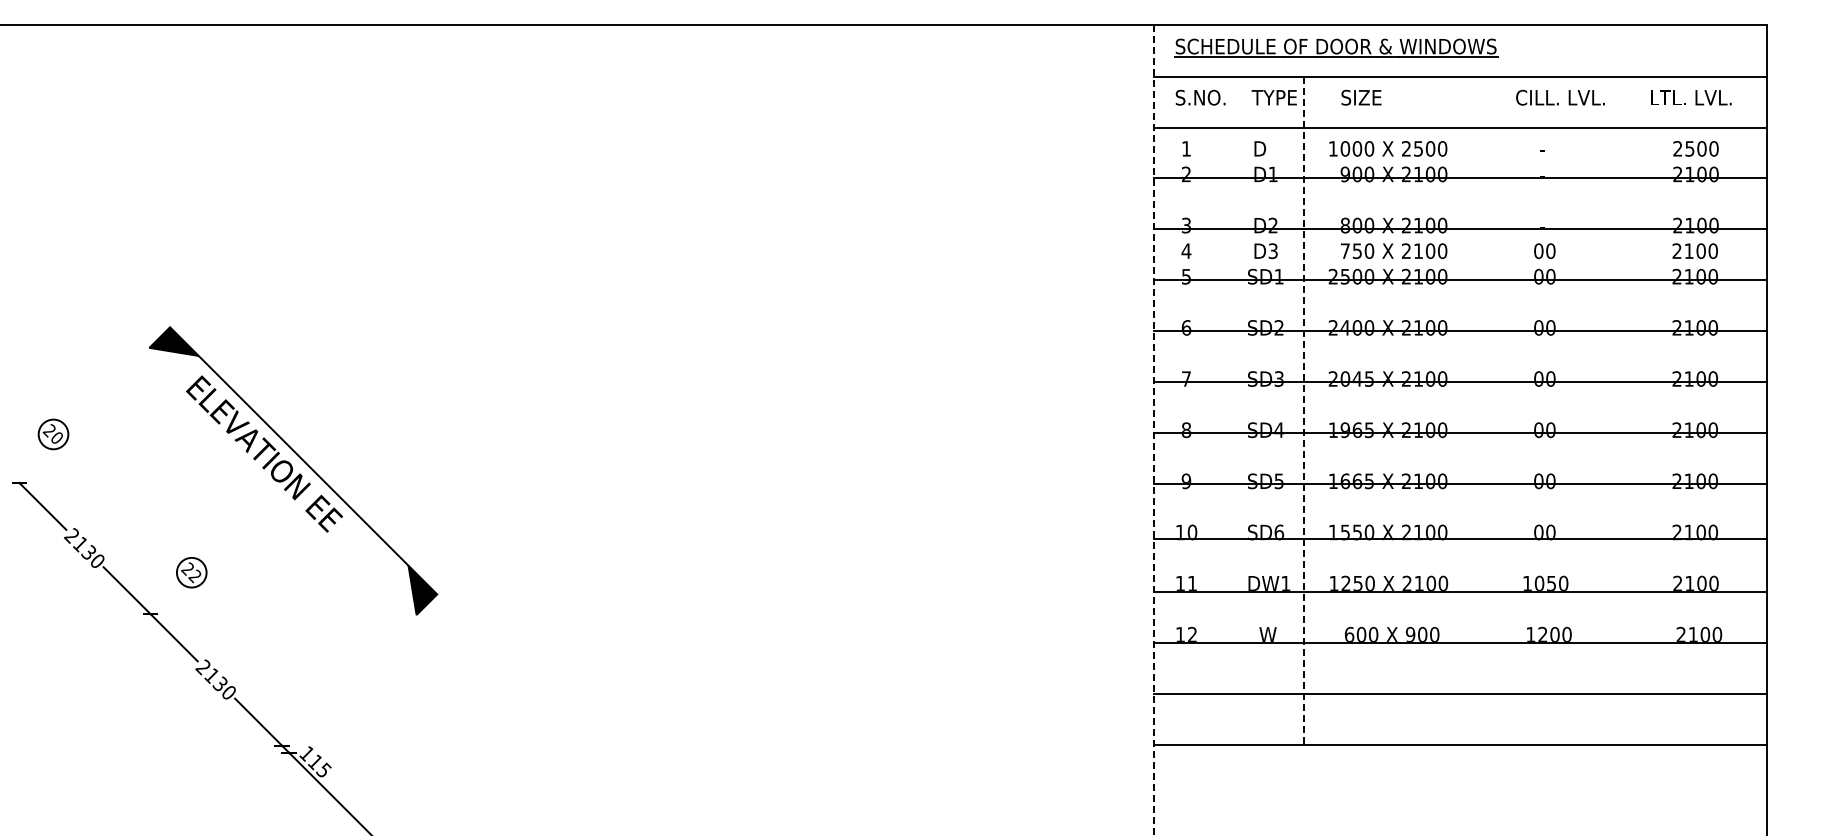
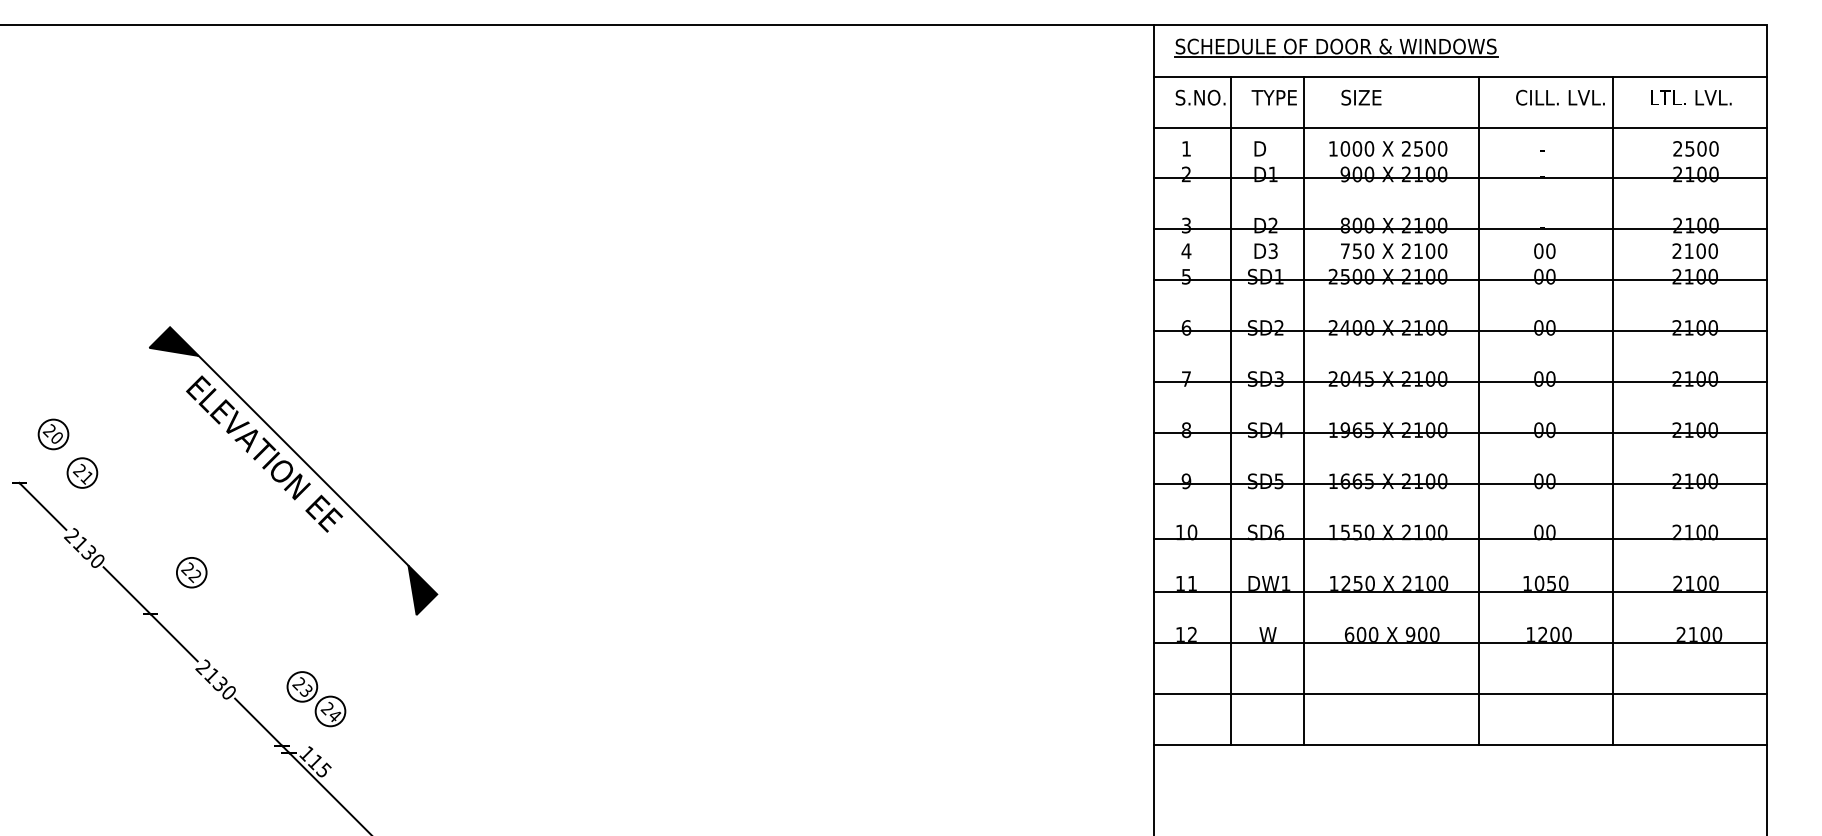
line: none -> present (1230, 410)
line: none -> present (1478, 410)
line: none -> present (1612, 410)
line: dashed -> solid (1303, 411)
line: dashed -> solid (1153, 430)
part: none -> present (82, 472)
part: none -> present (316, 699)
